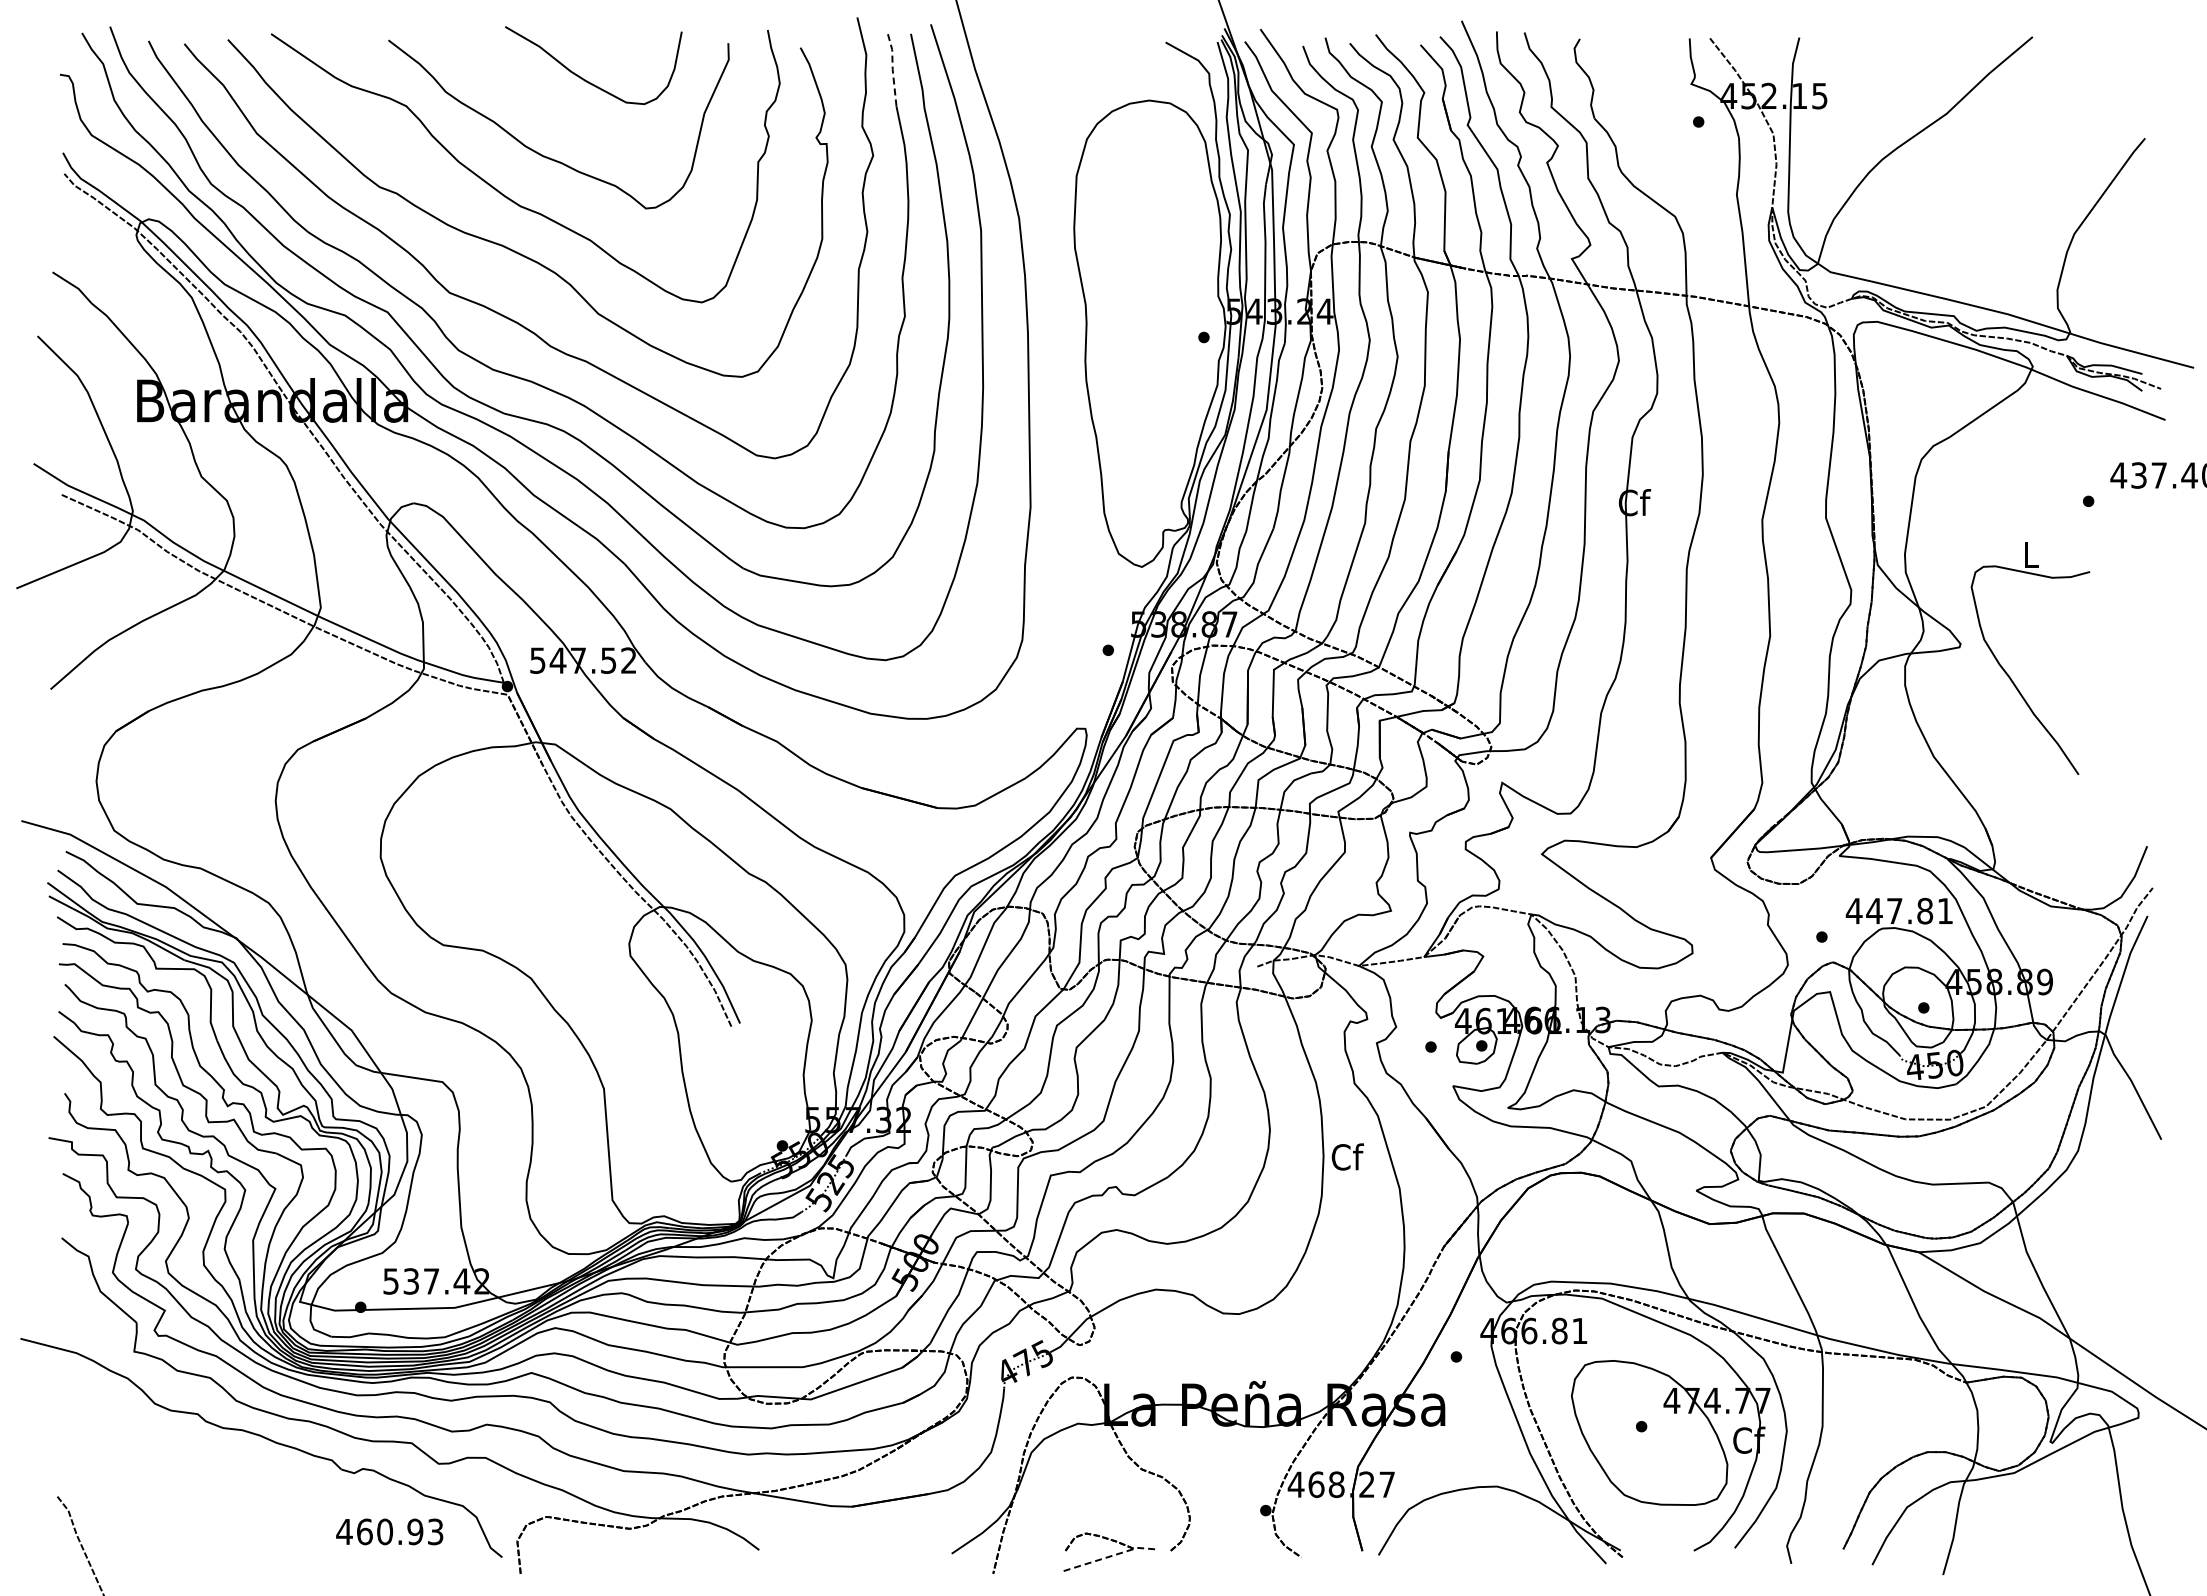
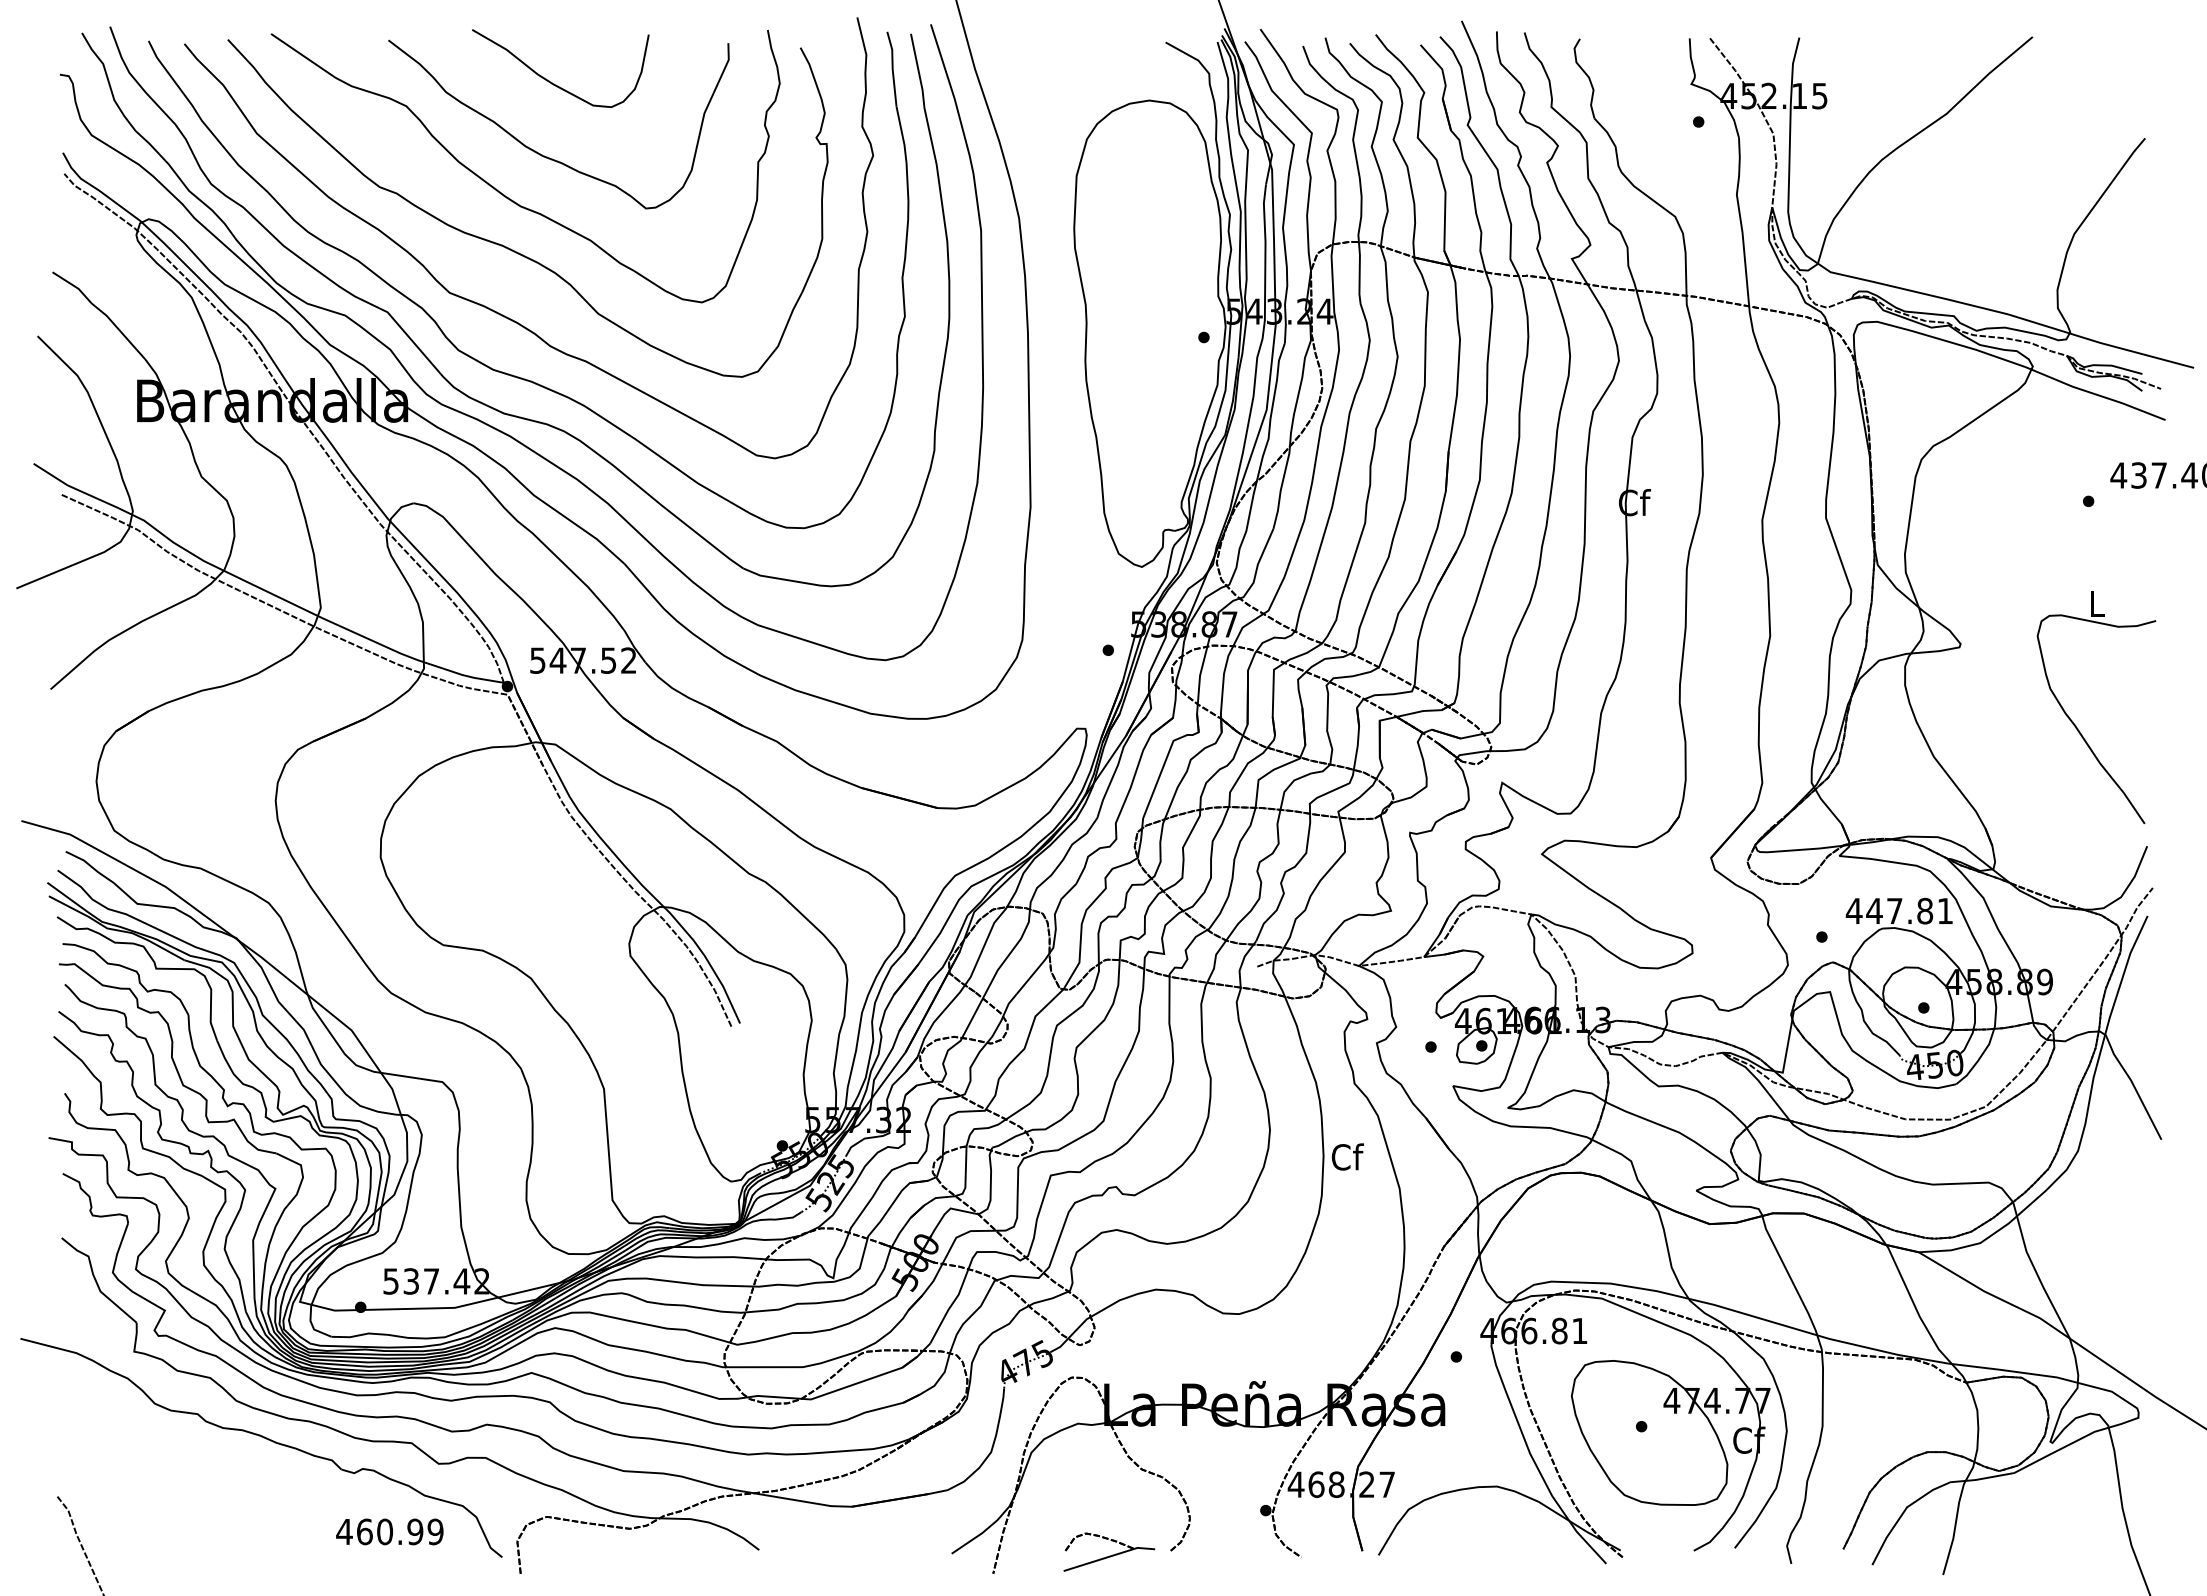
line: dashed -> solid (892, 68)
curve position: (585, 79) -> (552, 82) (552, 82)
part position: (2010, 676) -> (2076, 725) (2076, 725)
text: 460.93 -> 460.99 (435, 1531)
line: dashed -> solid (1110, 1556)
